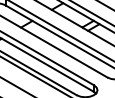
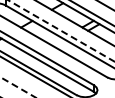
line: solid -> dashed (61, 30)
line: solid -> dashed (18, 87)
